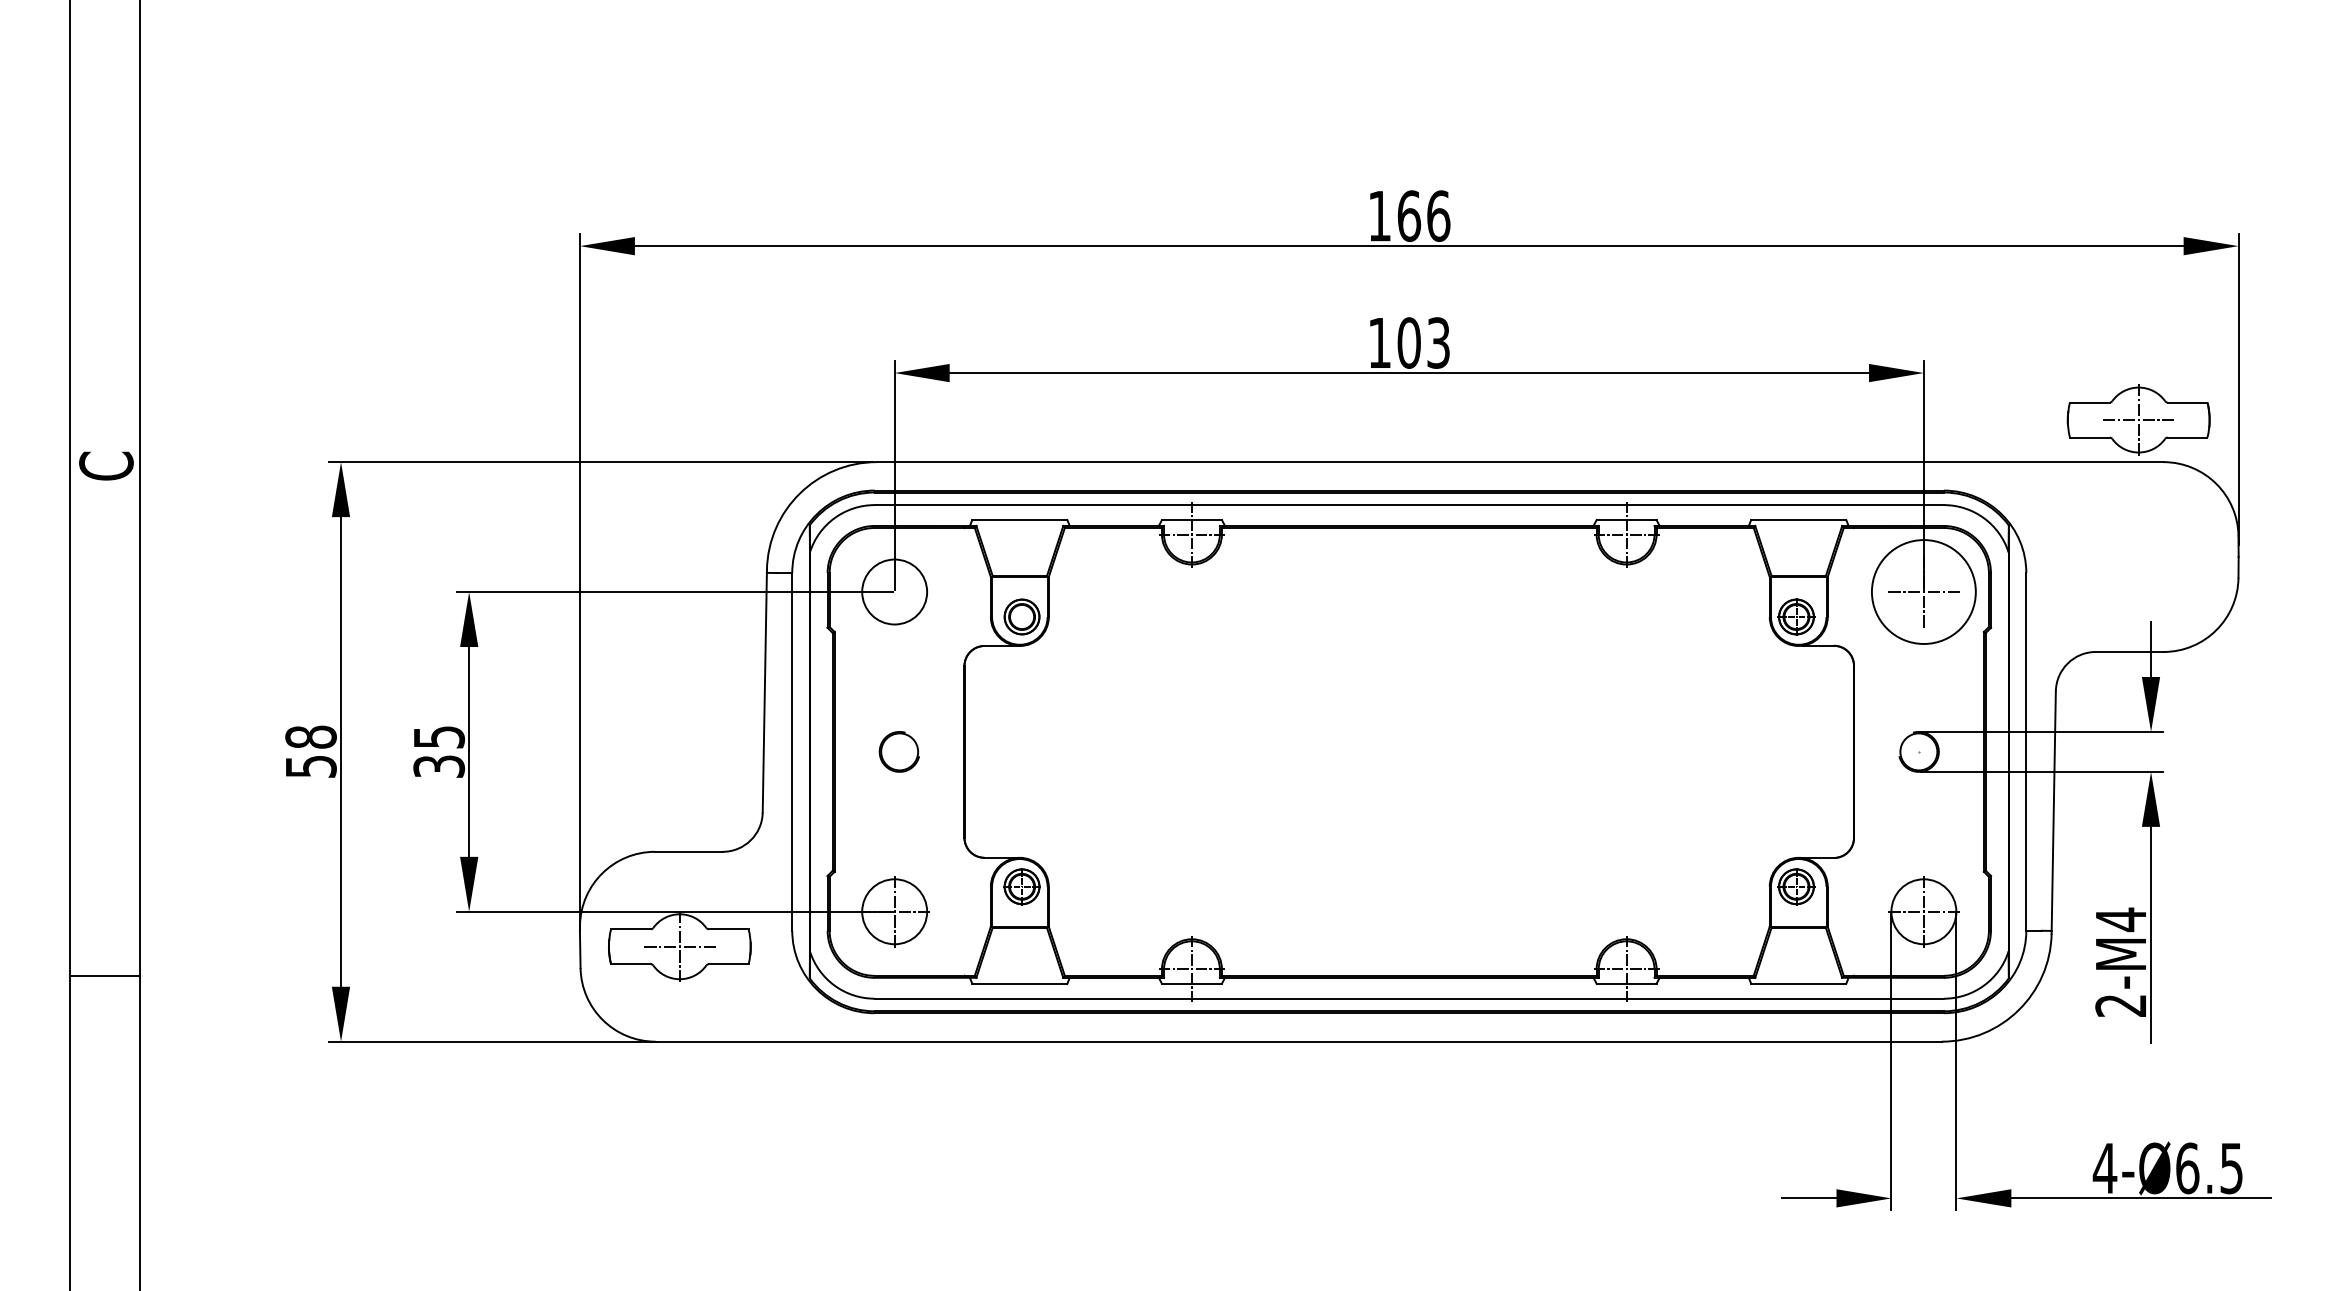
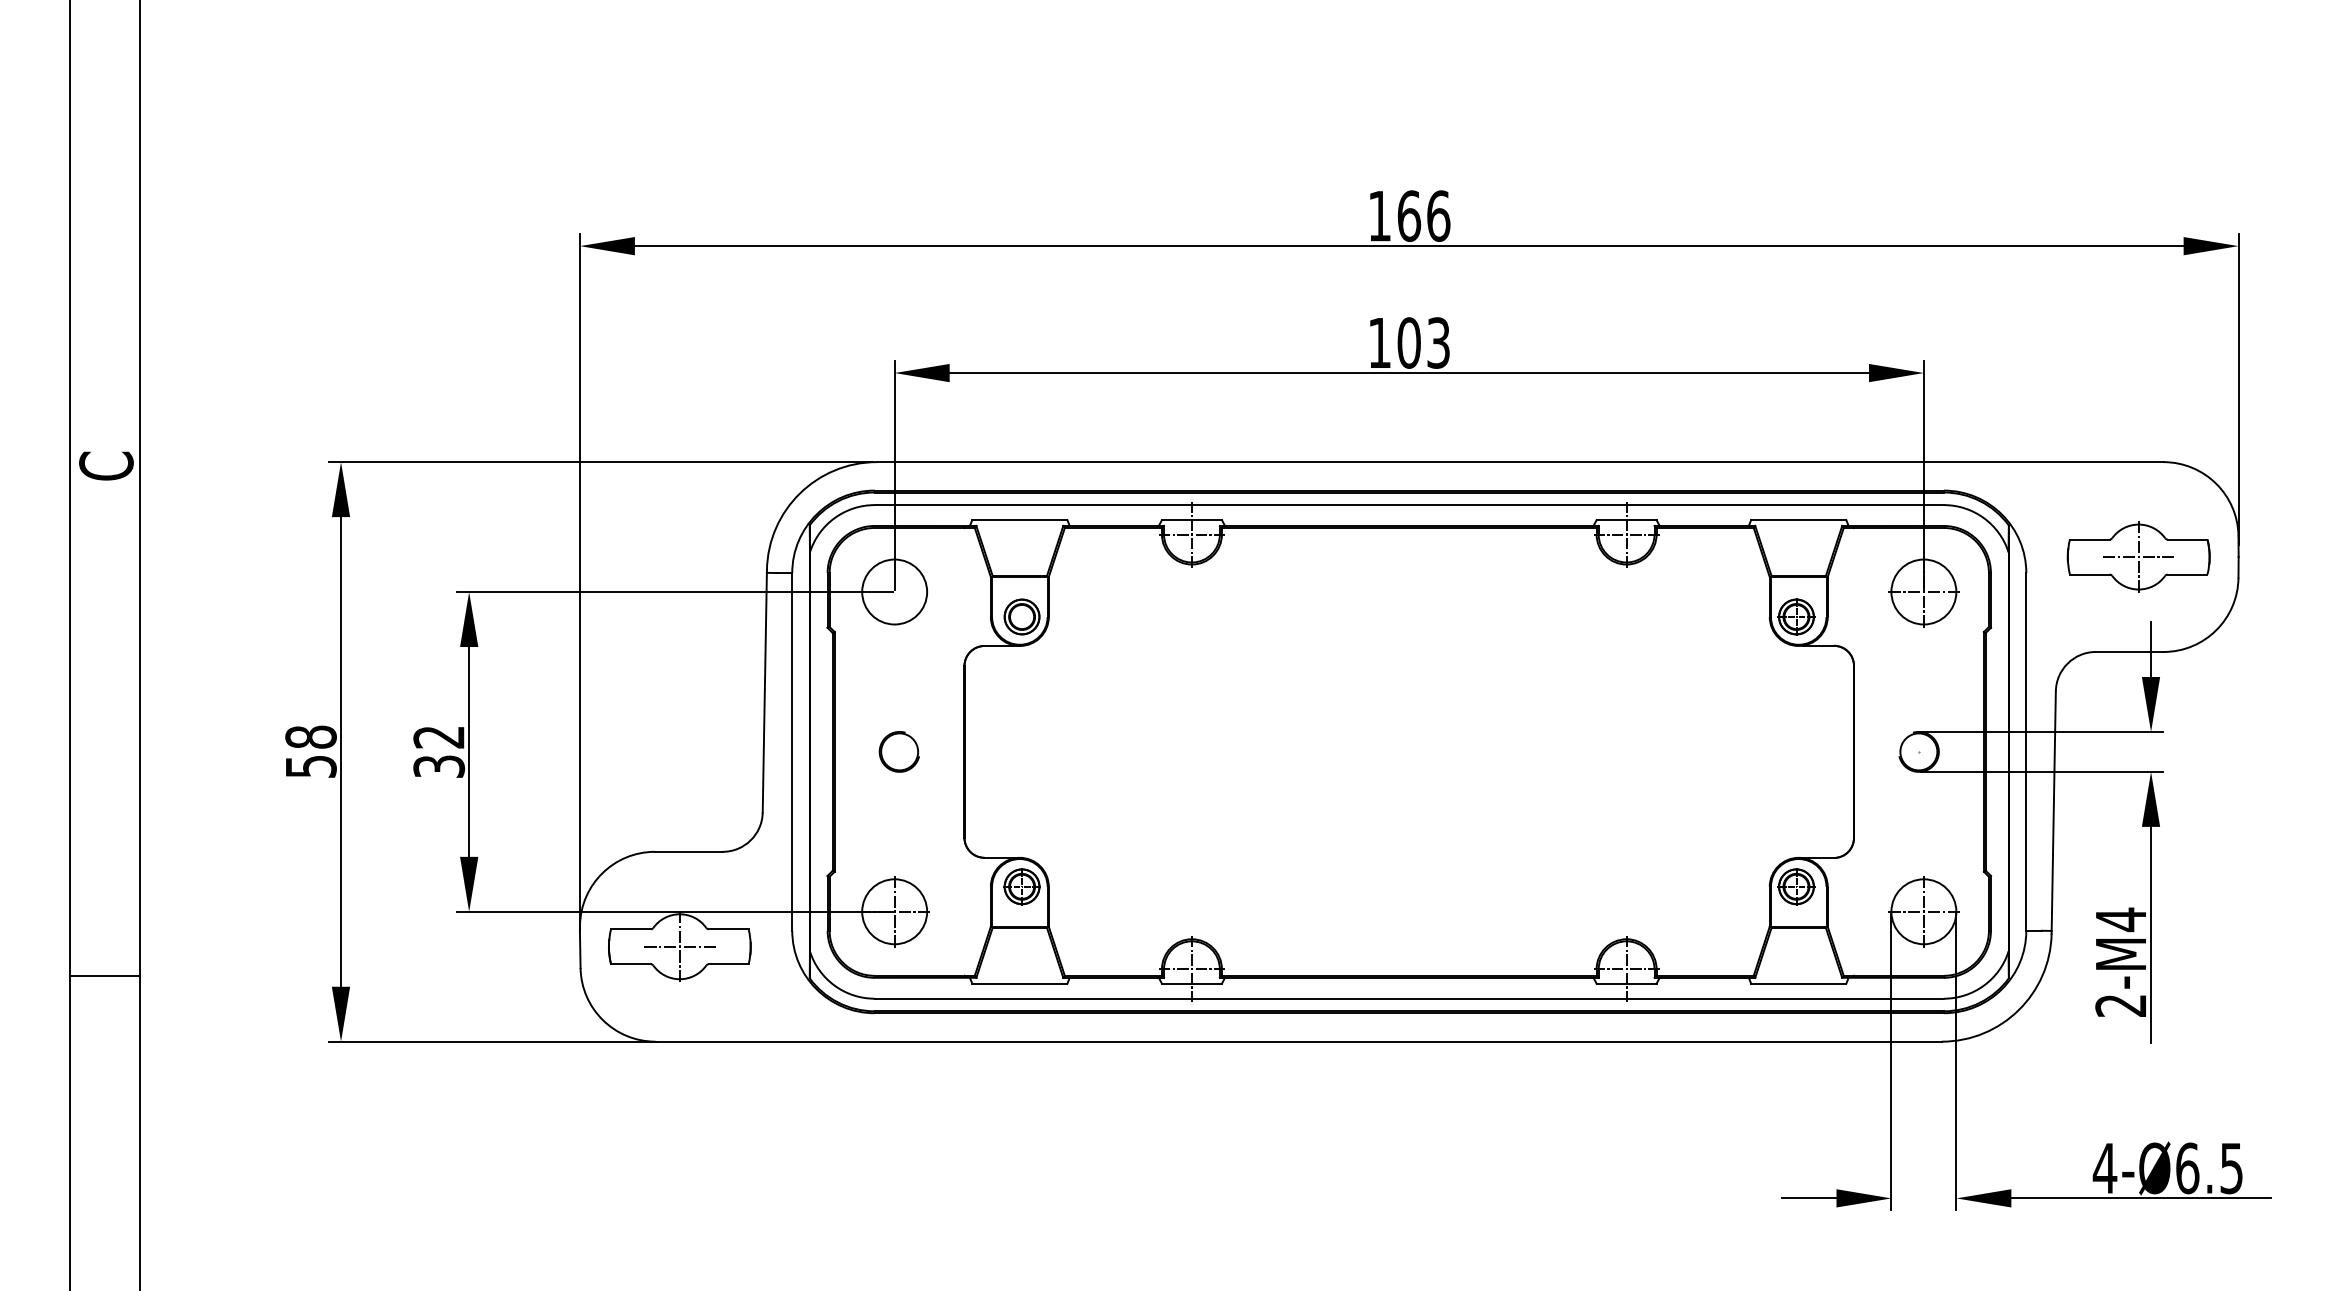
part position: (2138, 419) -> (2138, 556) (2138, 556)
circle diameter: 104 px -> 65 px (1923, 591)
text: 35 -> 32 (439, 737)
